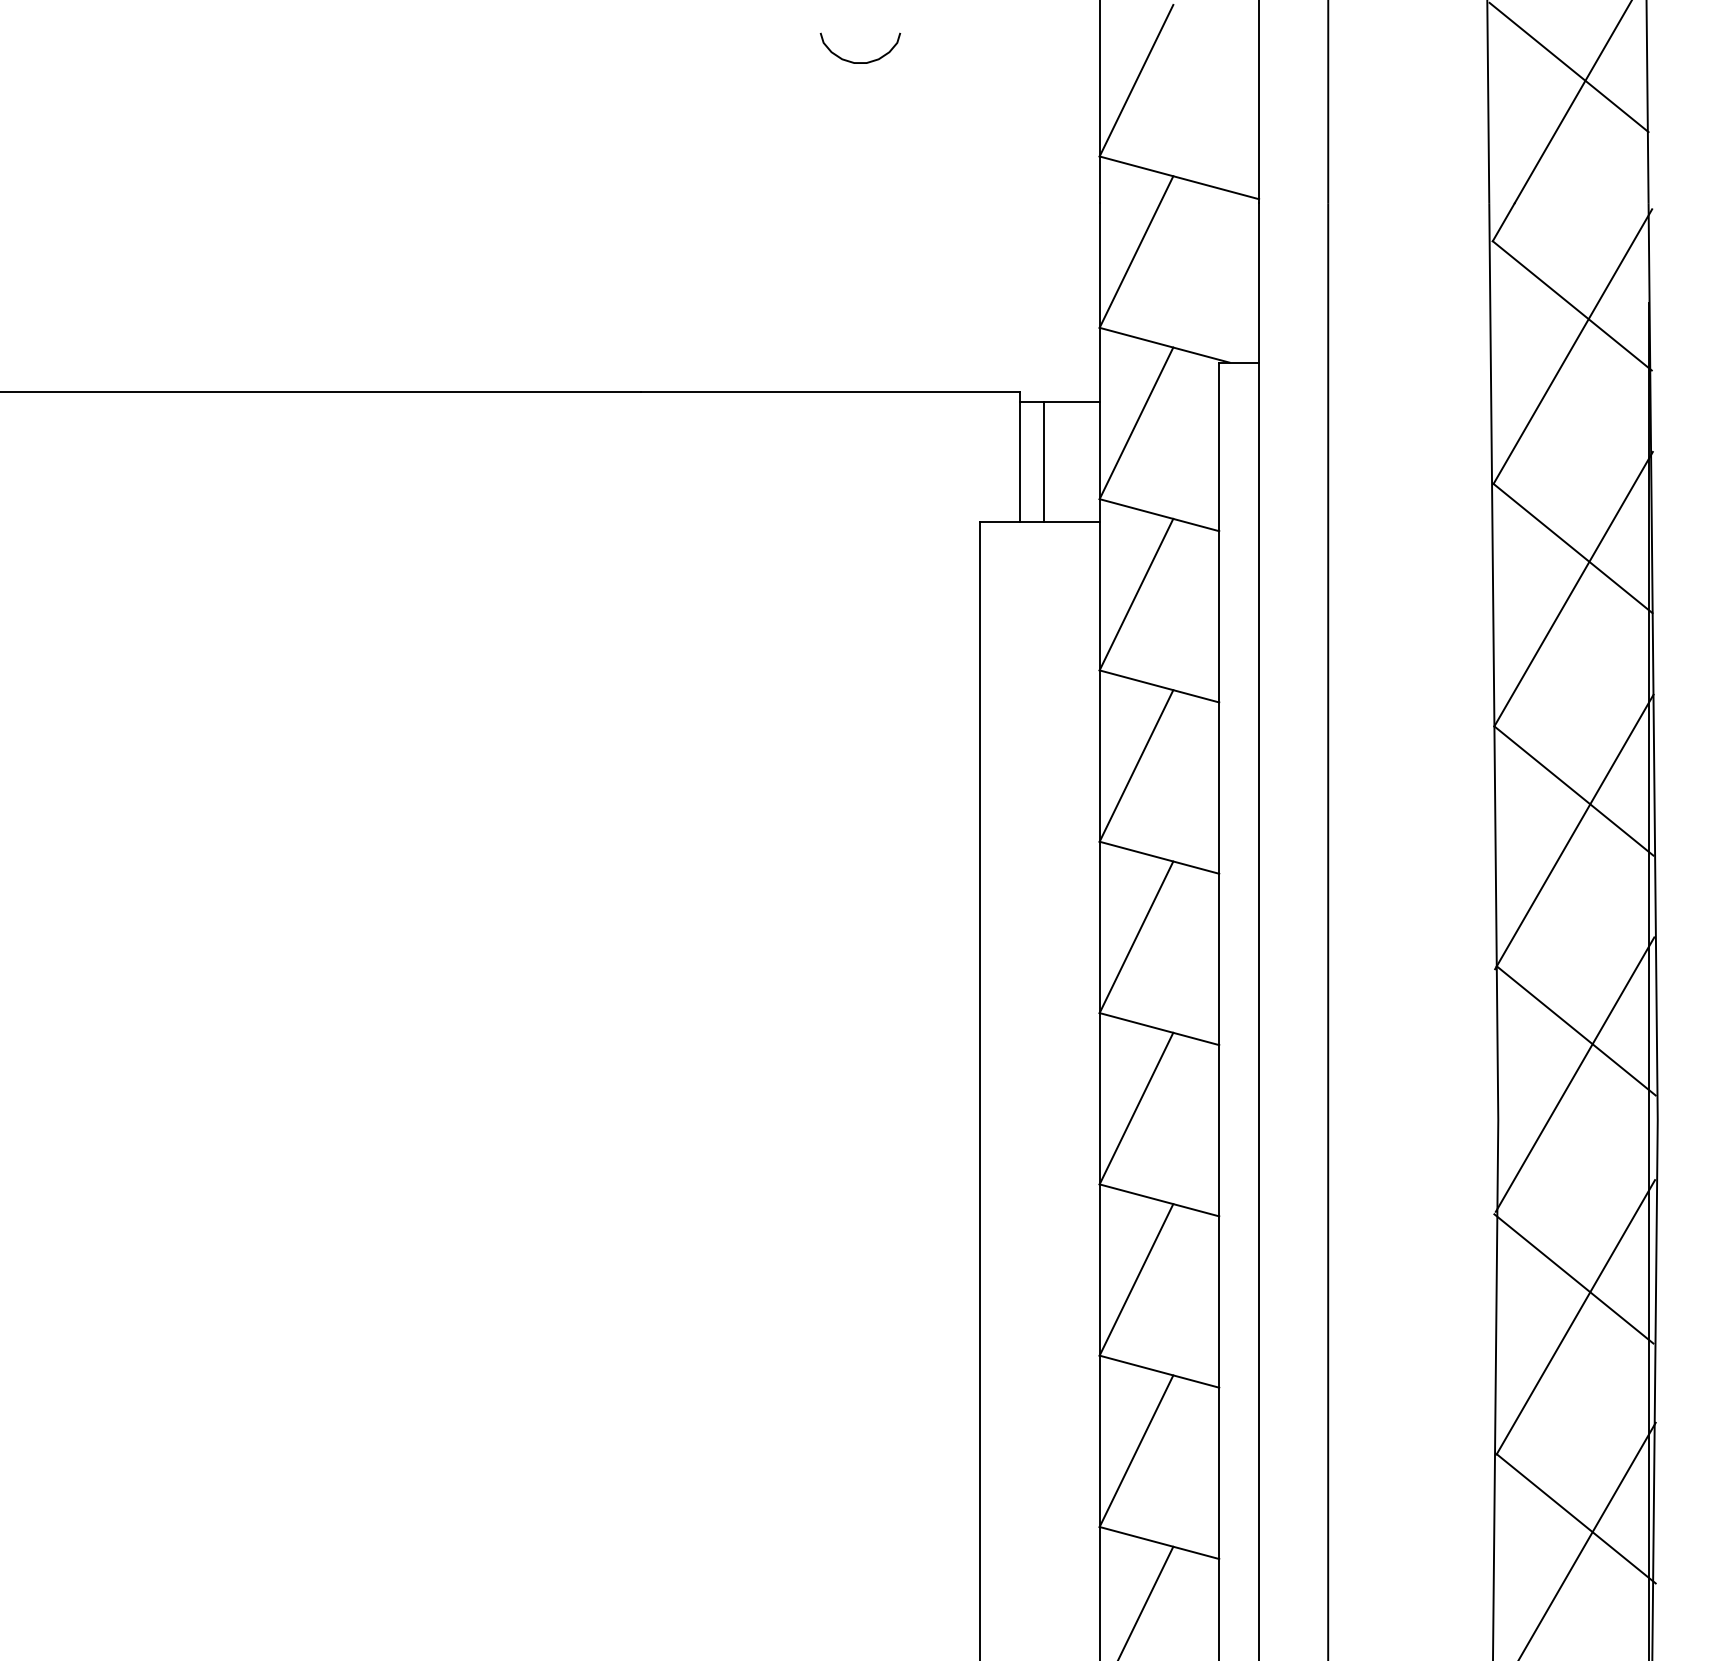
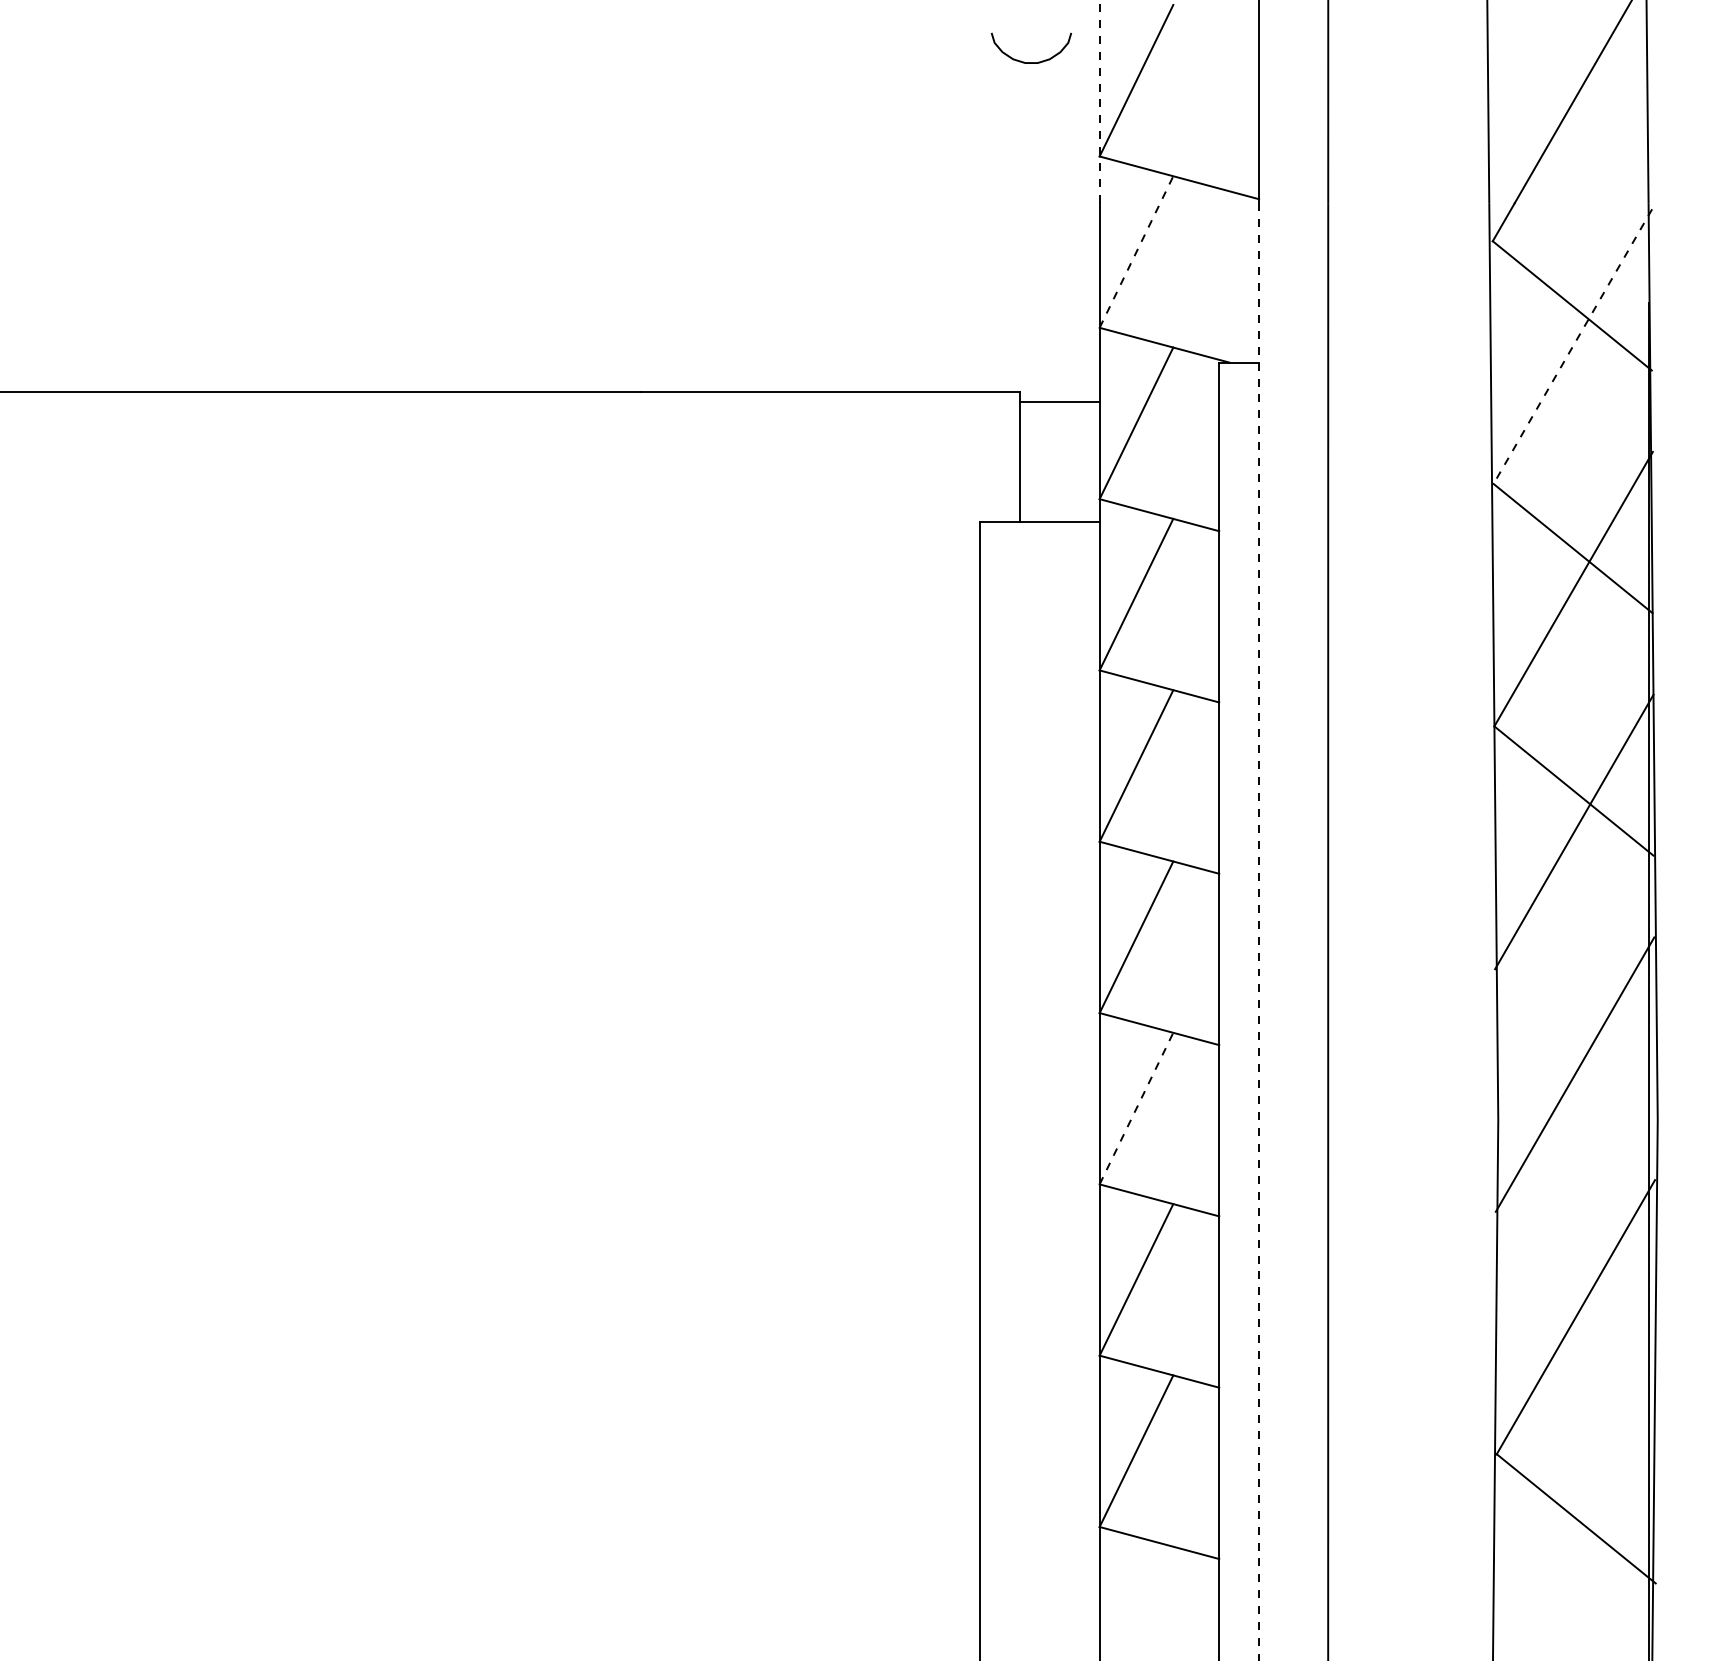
curve position: (860, 62) -> (1031, 62) (1031, 62)
line: present -> none (1568, 67)
line: solid -> dashed (1099, 101)
line: solid -> dashed (1136, 251)
line: solid -> dashed (1572, 346)
line: present -> none (1043, 462)
line: solid -> dashed (1259, 932)
line: present -> none (1575, 1030)
line: solid -> dashed (1136, 1108)
line: present -> none (1573, 1278)
line: present -> none (1587, 1539)
line: present -> none (1146, 1601)
